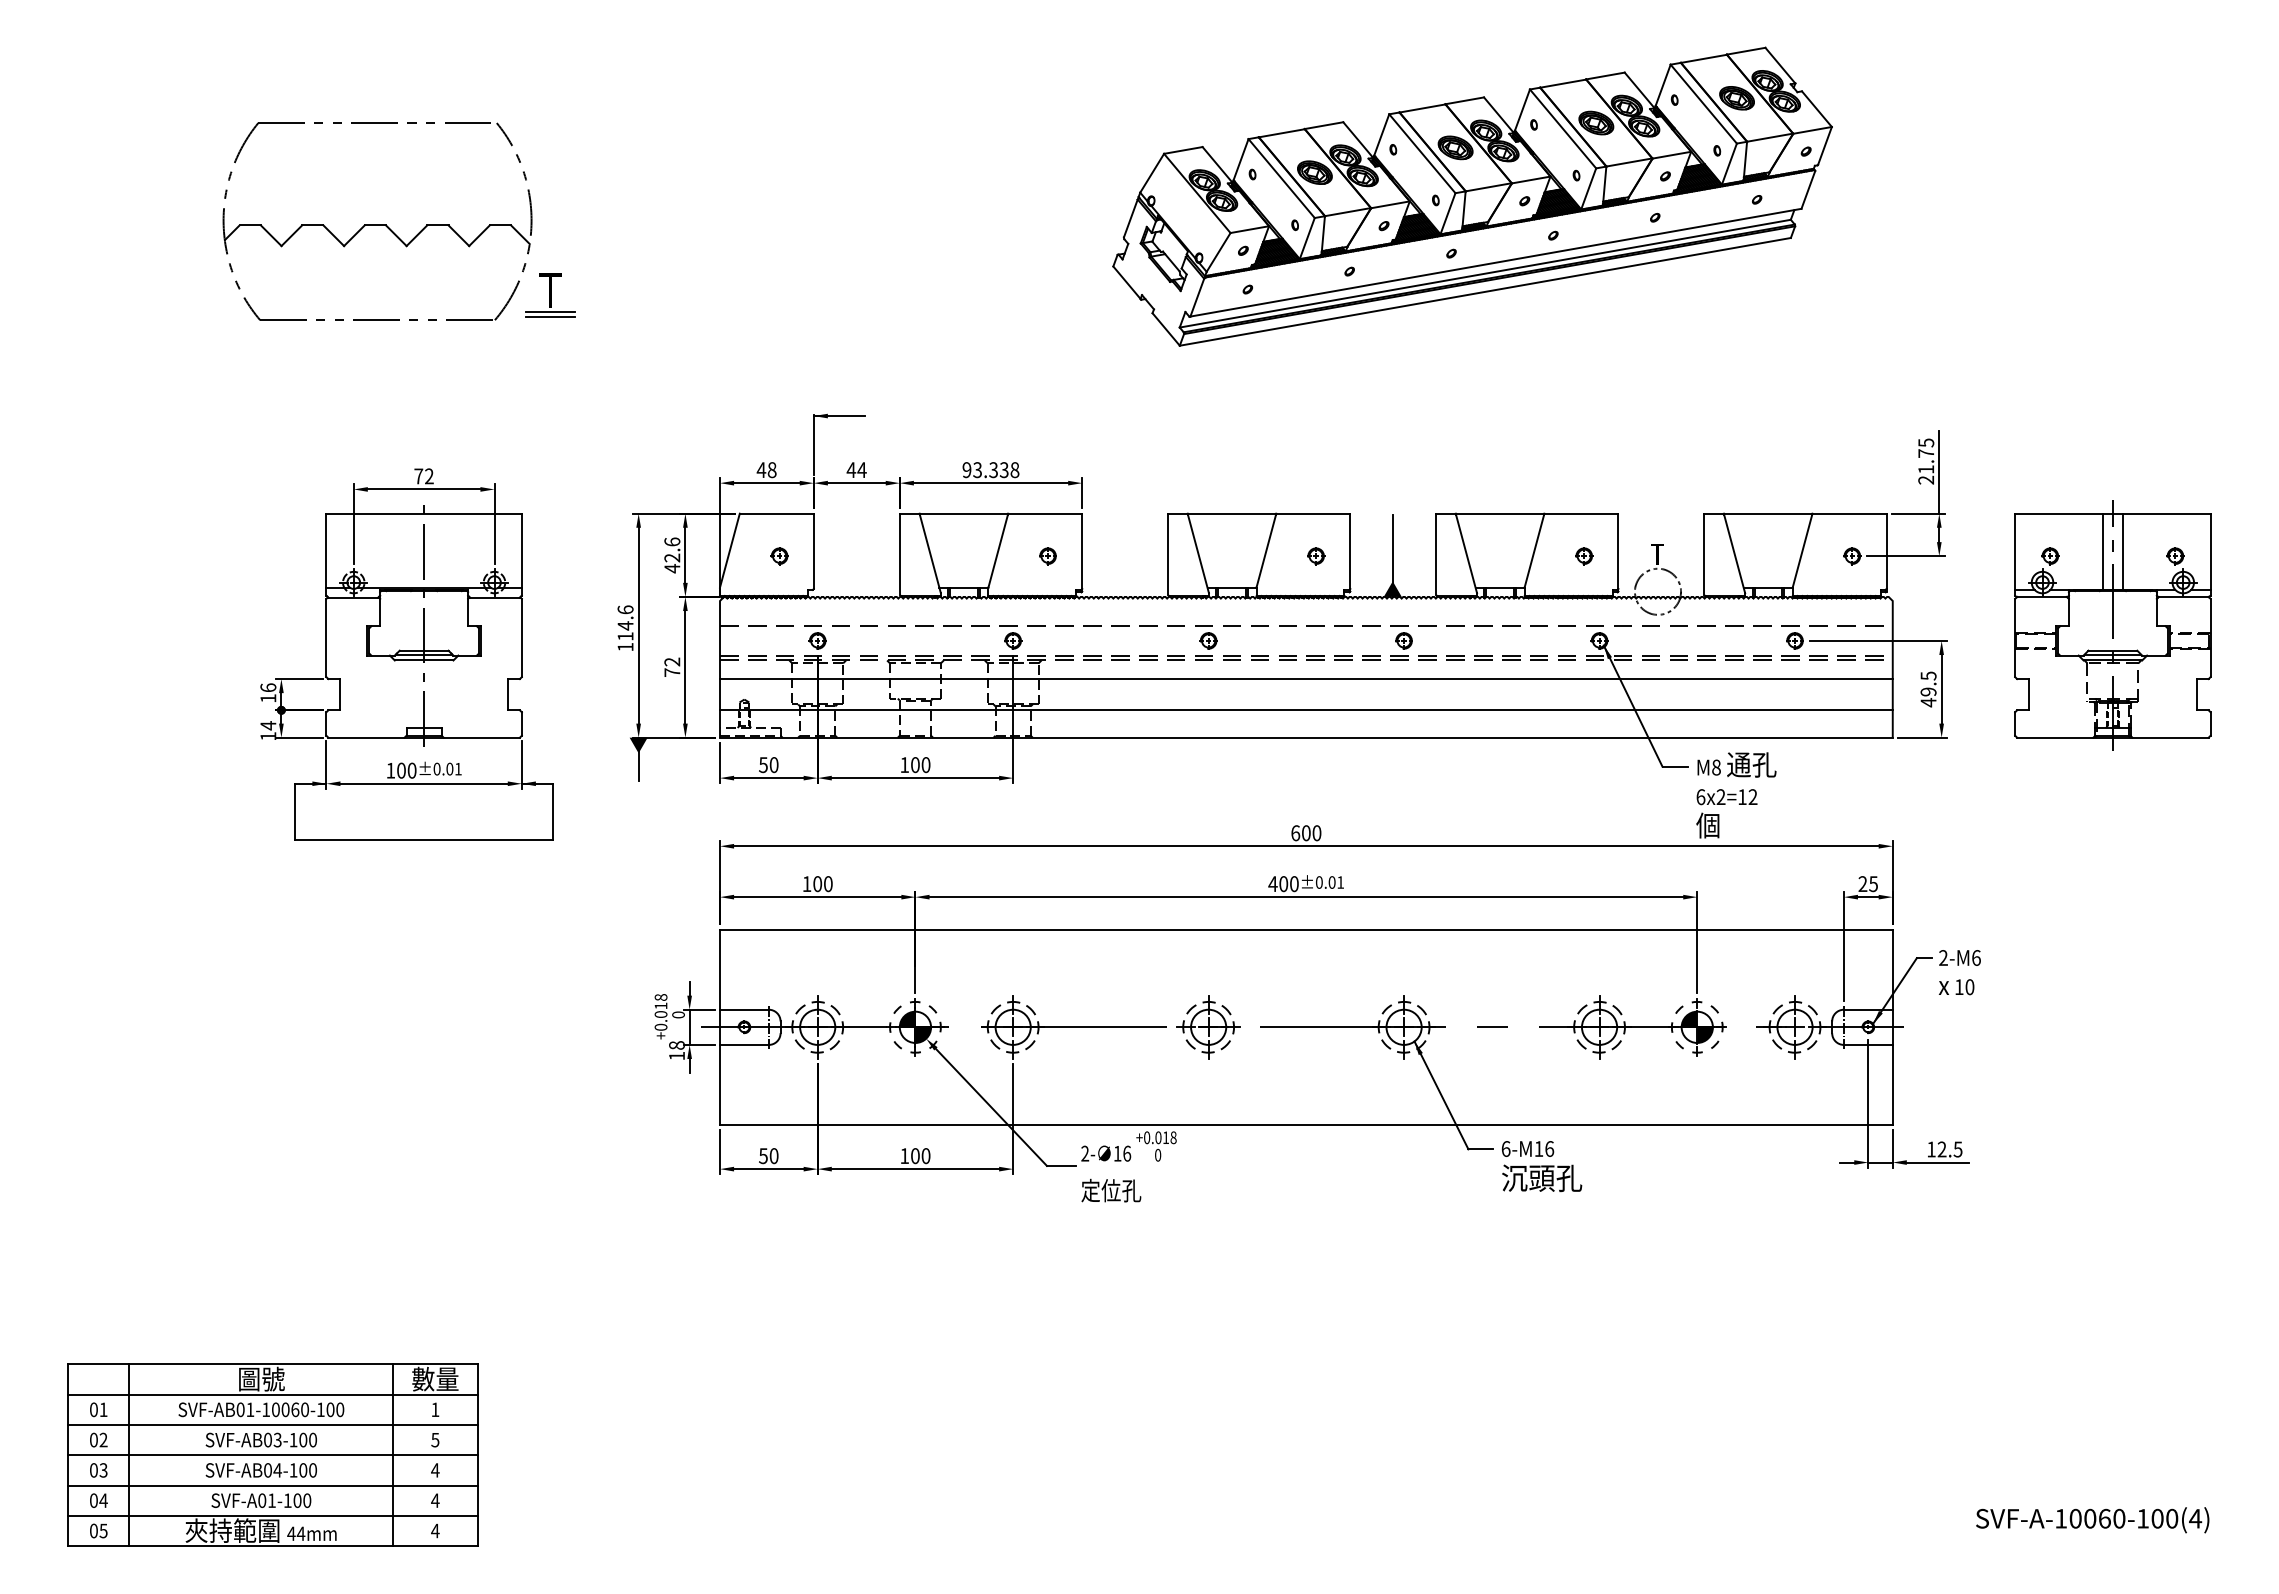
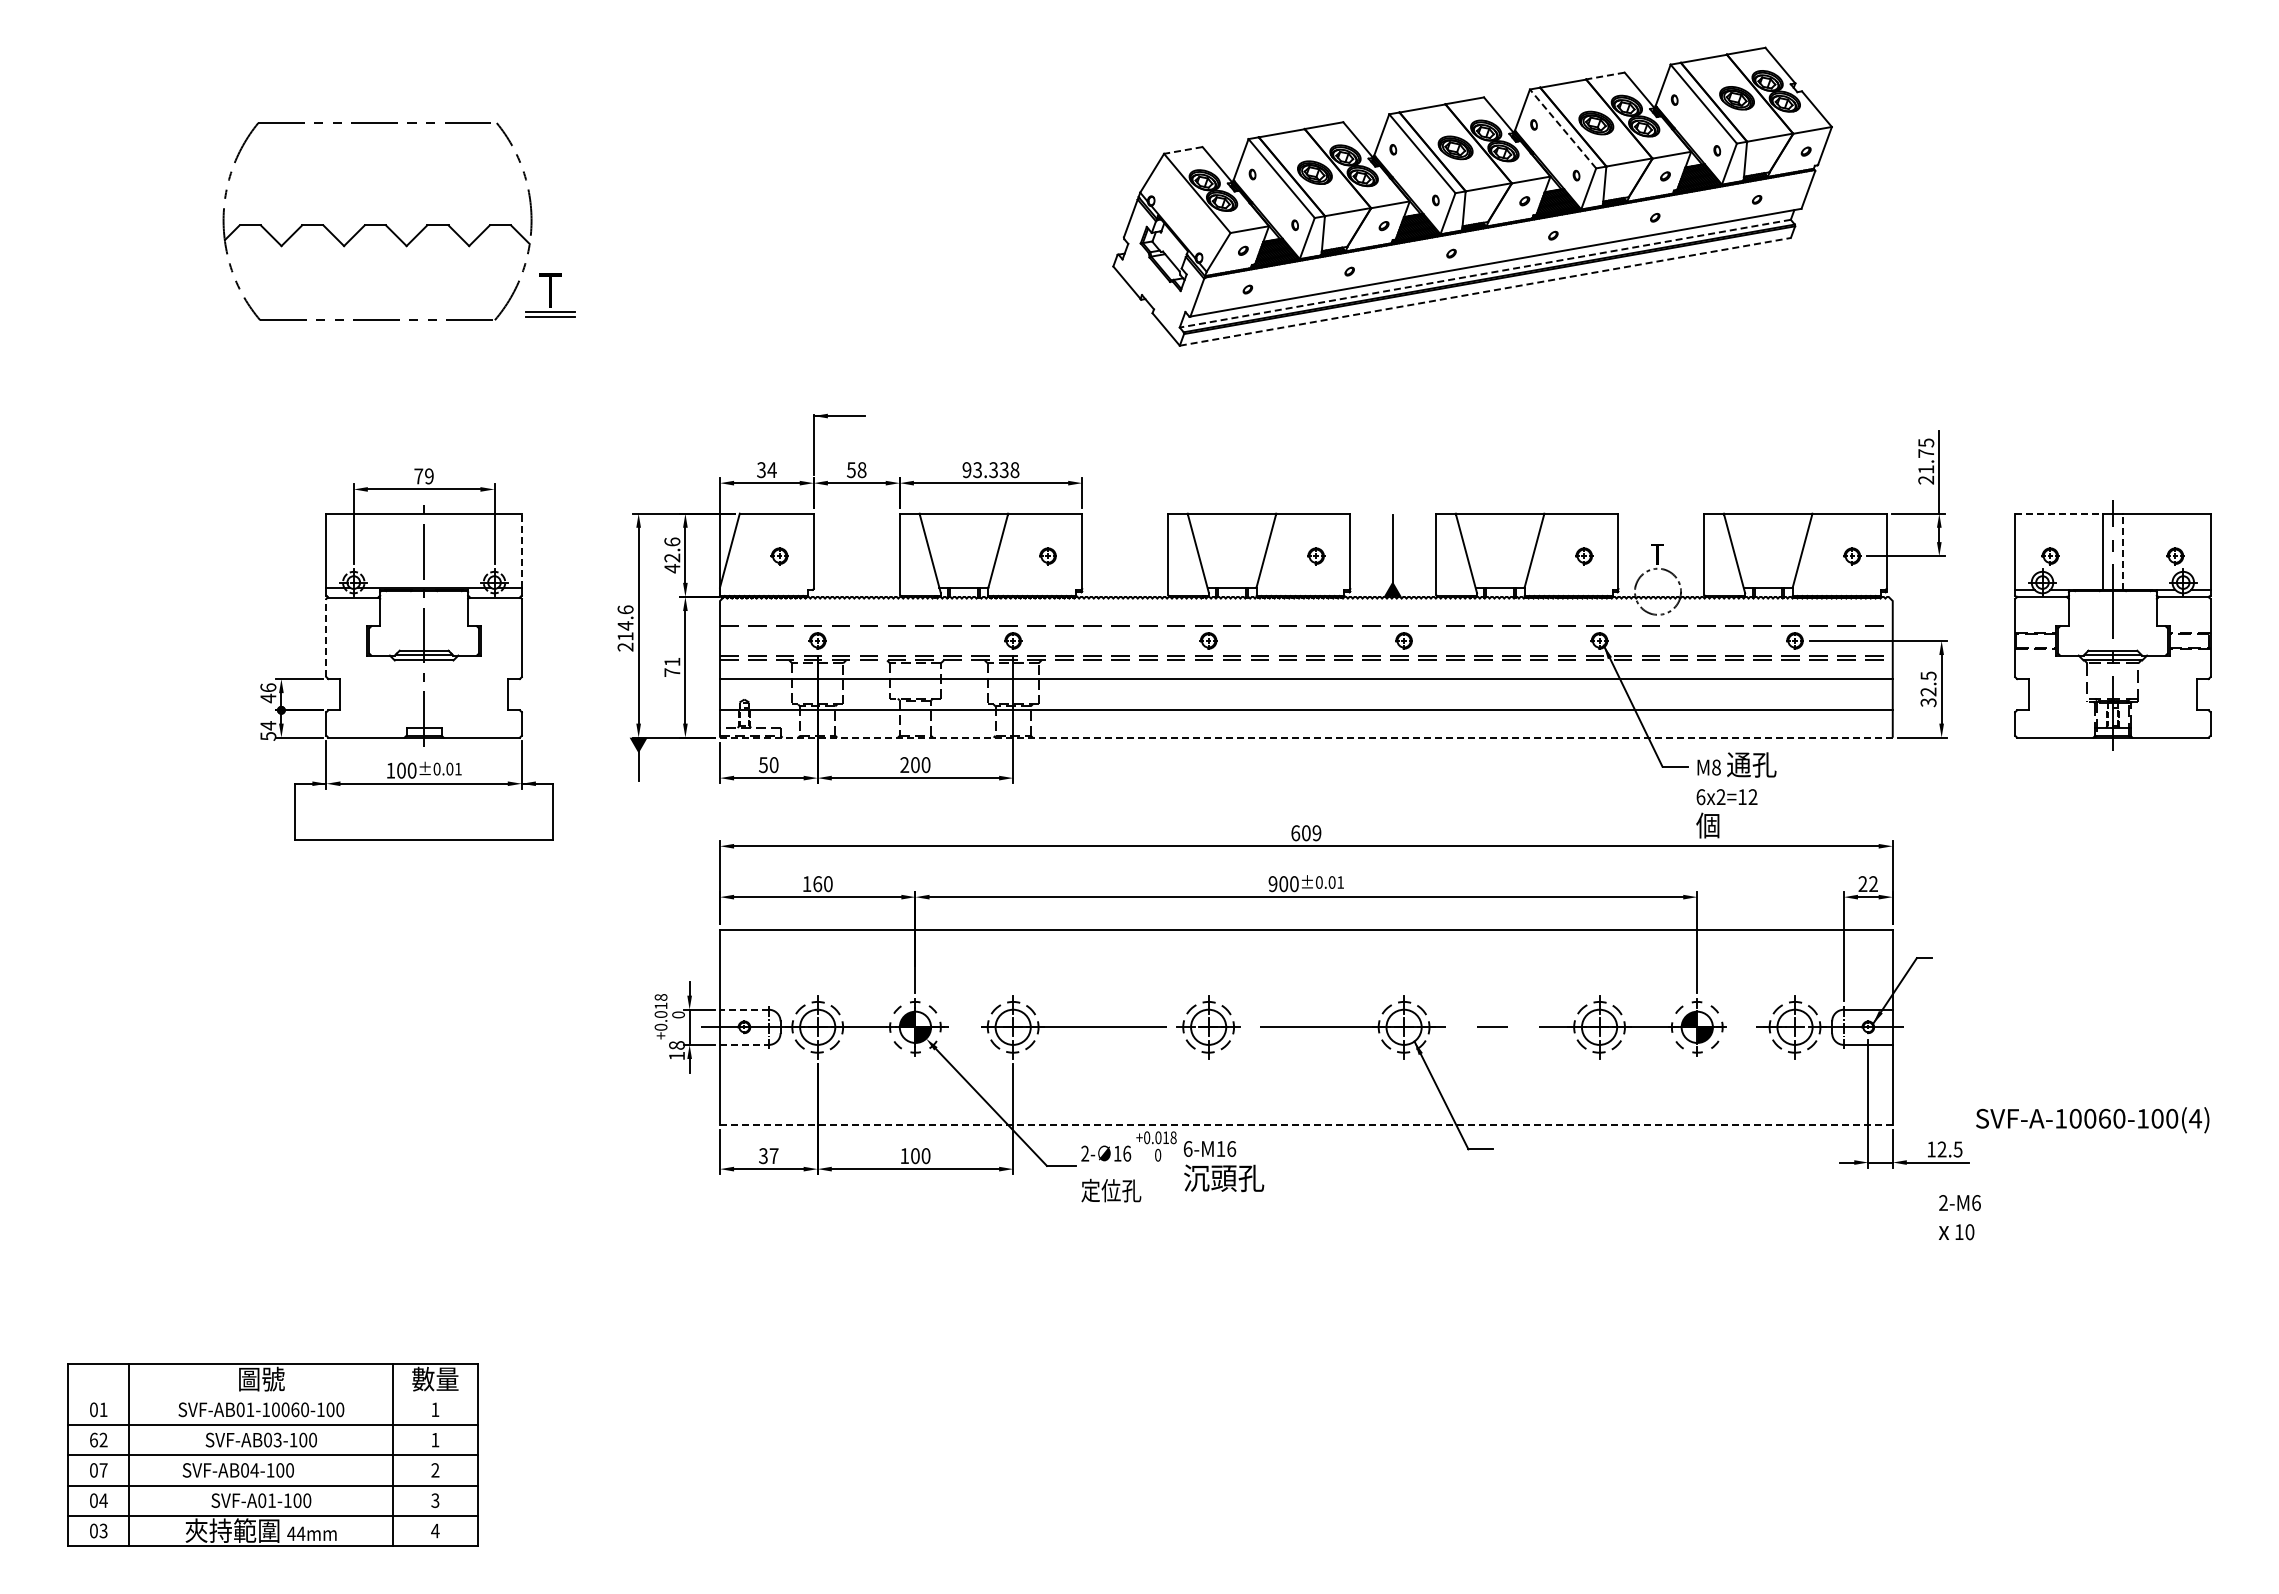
line: solid -> dashed (1605, 76)
line: solid -> dashed (1563, 128)
line: solid -> dashed (1183, 150)
line: solid -> dashed (1484, 273)
line: solid -> dashed (1485, 291)
text: 48 -> 34 (766, 470)
text: 44 -> 58 (856, 470)
text: 72 -> 79 (429, 476)
line: solid -> dashed (2059, 513)
line: solid -> dashed (521, 550)
line: solid -> dashed (2122, 551)
line: solid -> dashed (326, 637)
text: 114.6 -> 214.6 (625, 646)
text: 72 -> 71 (671, 661)
text: 49.5 -> 32.5 (1928, 697)
text: 16 -> 46 (268, 698)
text: 14 -> 54 (268, 736)
line: solid -> dashed (1305, 737)
text: 100 -> 200 (904, 764)
text: 600 -> 609 (1316, 833)
text: 100 -> 160 (817, 883)
text: 400 -> 900 (1272, 884)
text: 25 -> 22 (1873, 884)
text position: (1959, 972) -> (1959, 1217) (1959, 1217)
line: solid -> dashed (743, 1009)
line: solid -> dashed (744, 1044)
line: solid -> dashed (1305, 1125)
text: 50 -> 37 (768, 1156)
text position: (1542, 1166) -> (1224, 1166) (1224, 1166)
line: present -> none (272, 1394)
text: 02 -> 62 (93, 1439)
text: 5 -> 1 (435, 1440)
text: 03 -> 07 (103, 1470)
text position: (260, 1470) -> (237, 1470) (237, 1470)
text: 4 -> 2 (435, 1470)
text: 4 -> 3 (435, 1500)
text position: (2092, 1520) -> (2092, 1120) (2092, 1120)
text: 05 -> 03 (103, 1530)
